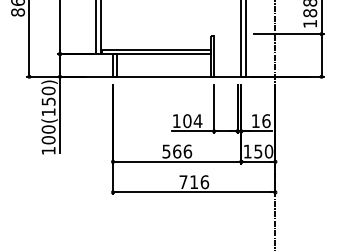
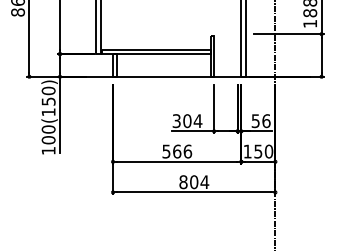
text: 104 -> 304 (176, 121)
text: 16 -> 56 (255, 121)
text: 716 -> 804 (194, 182)
